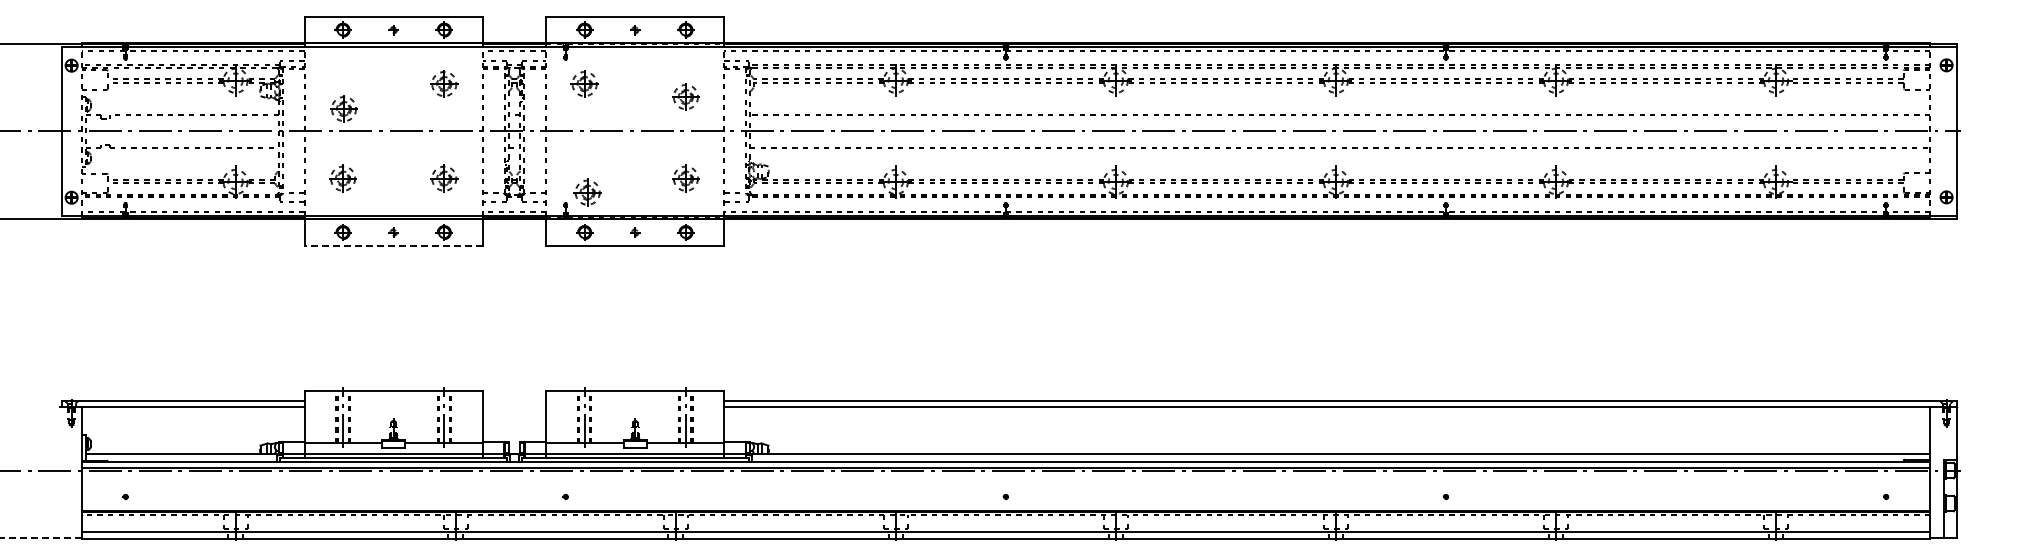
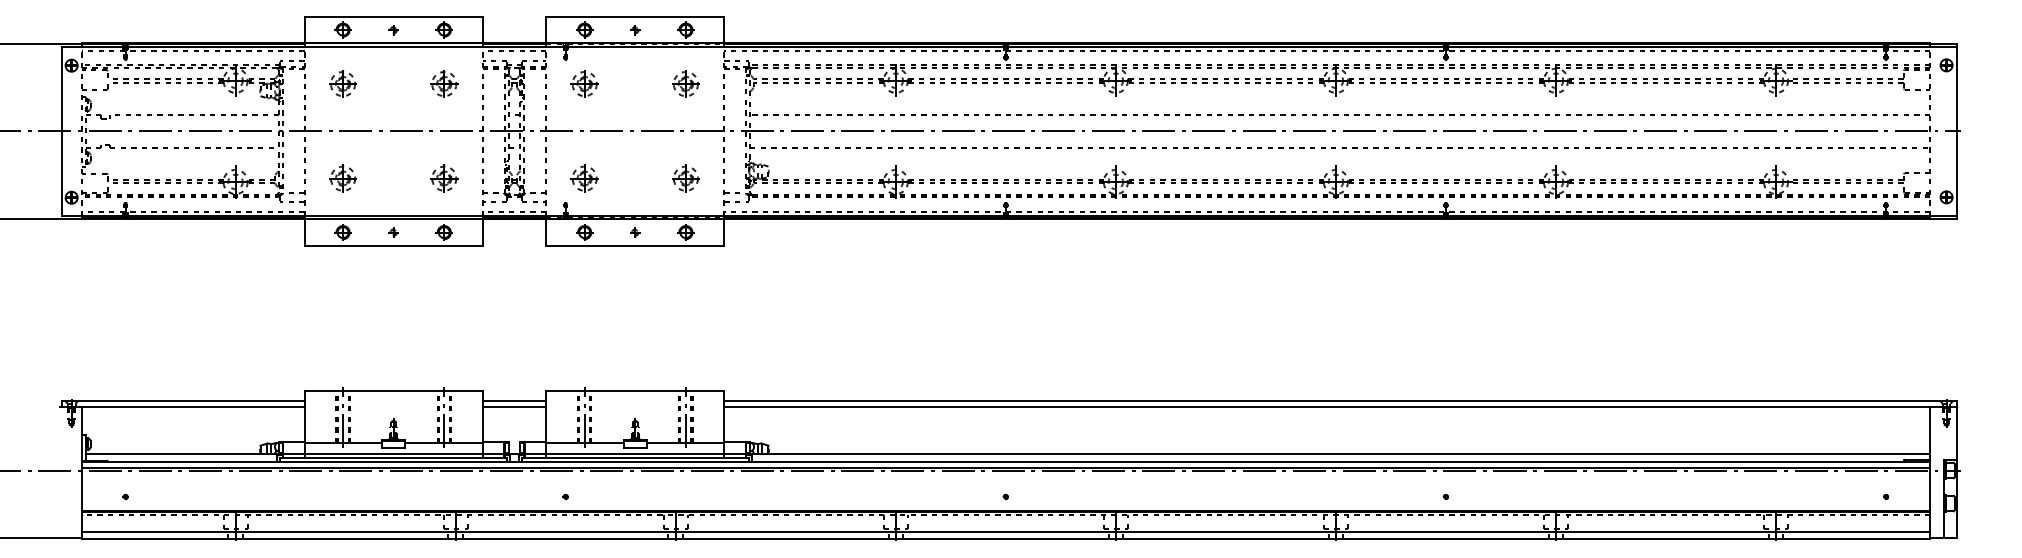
part position: (685, 96) -> (685, 83) (685, 83)
part position: (343, 108) -> (342, 83) (342, 83)
part position: (587, 192) -> (584, 178) (584, 178)
line: dashed -> solid (393, 245)
line: none -> present (514, 401)
line: none -> present (514, 406)
line: dashed -> solid (40, 537)
